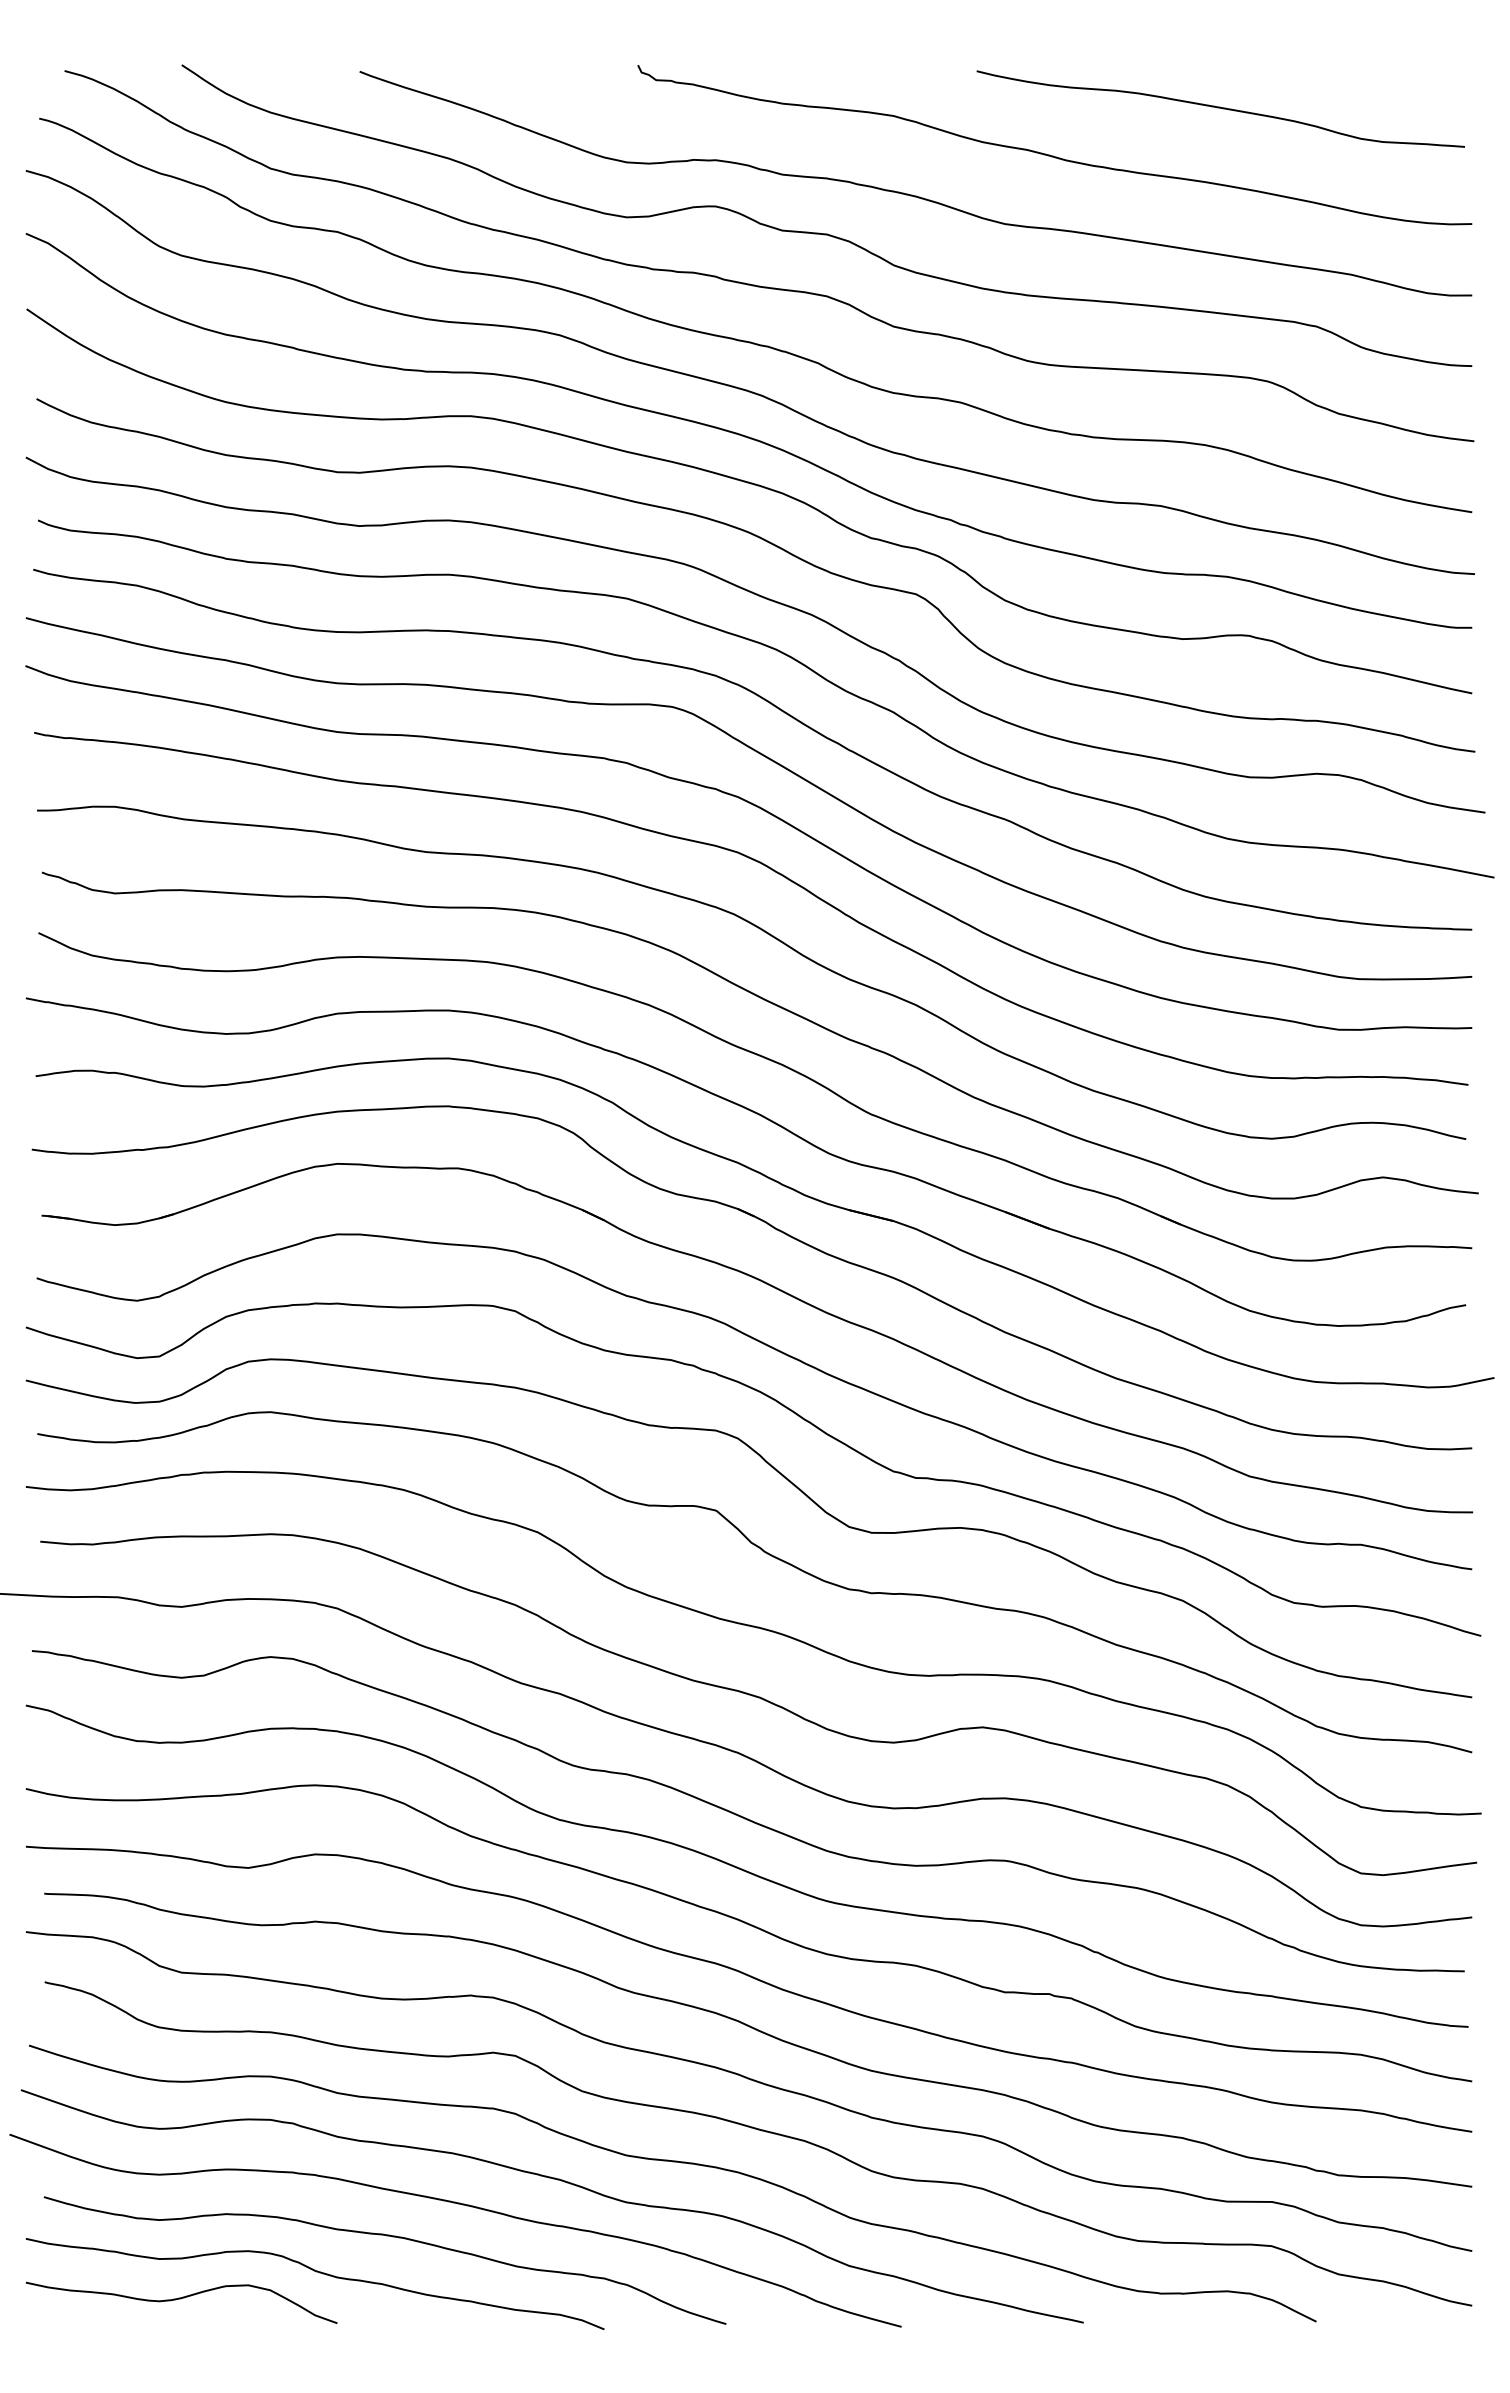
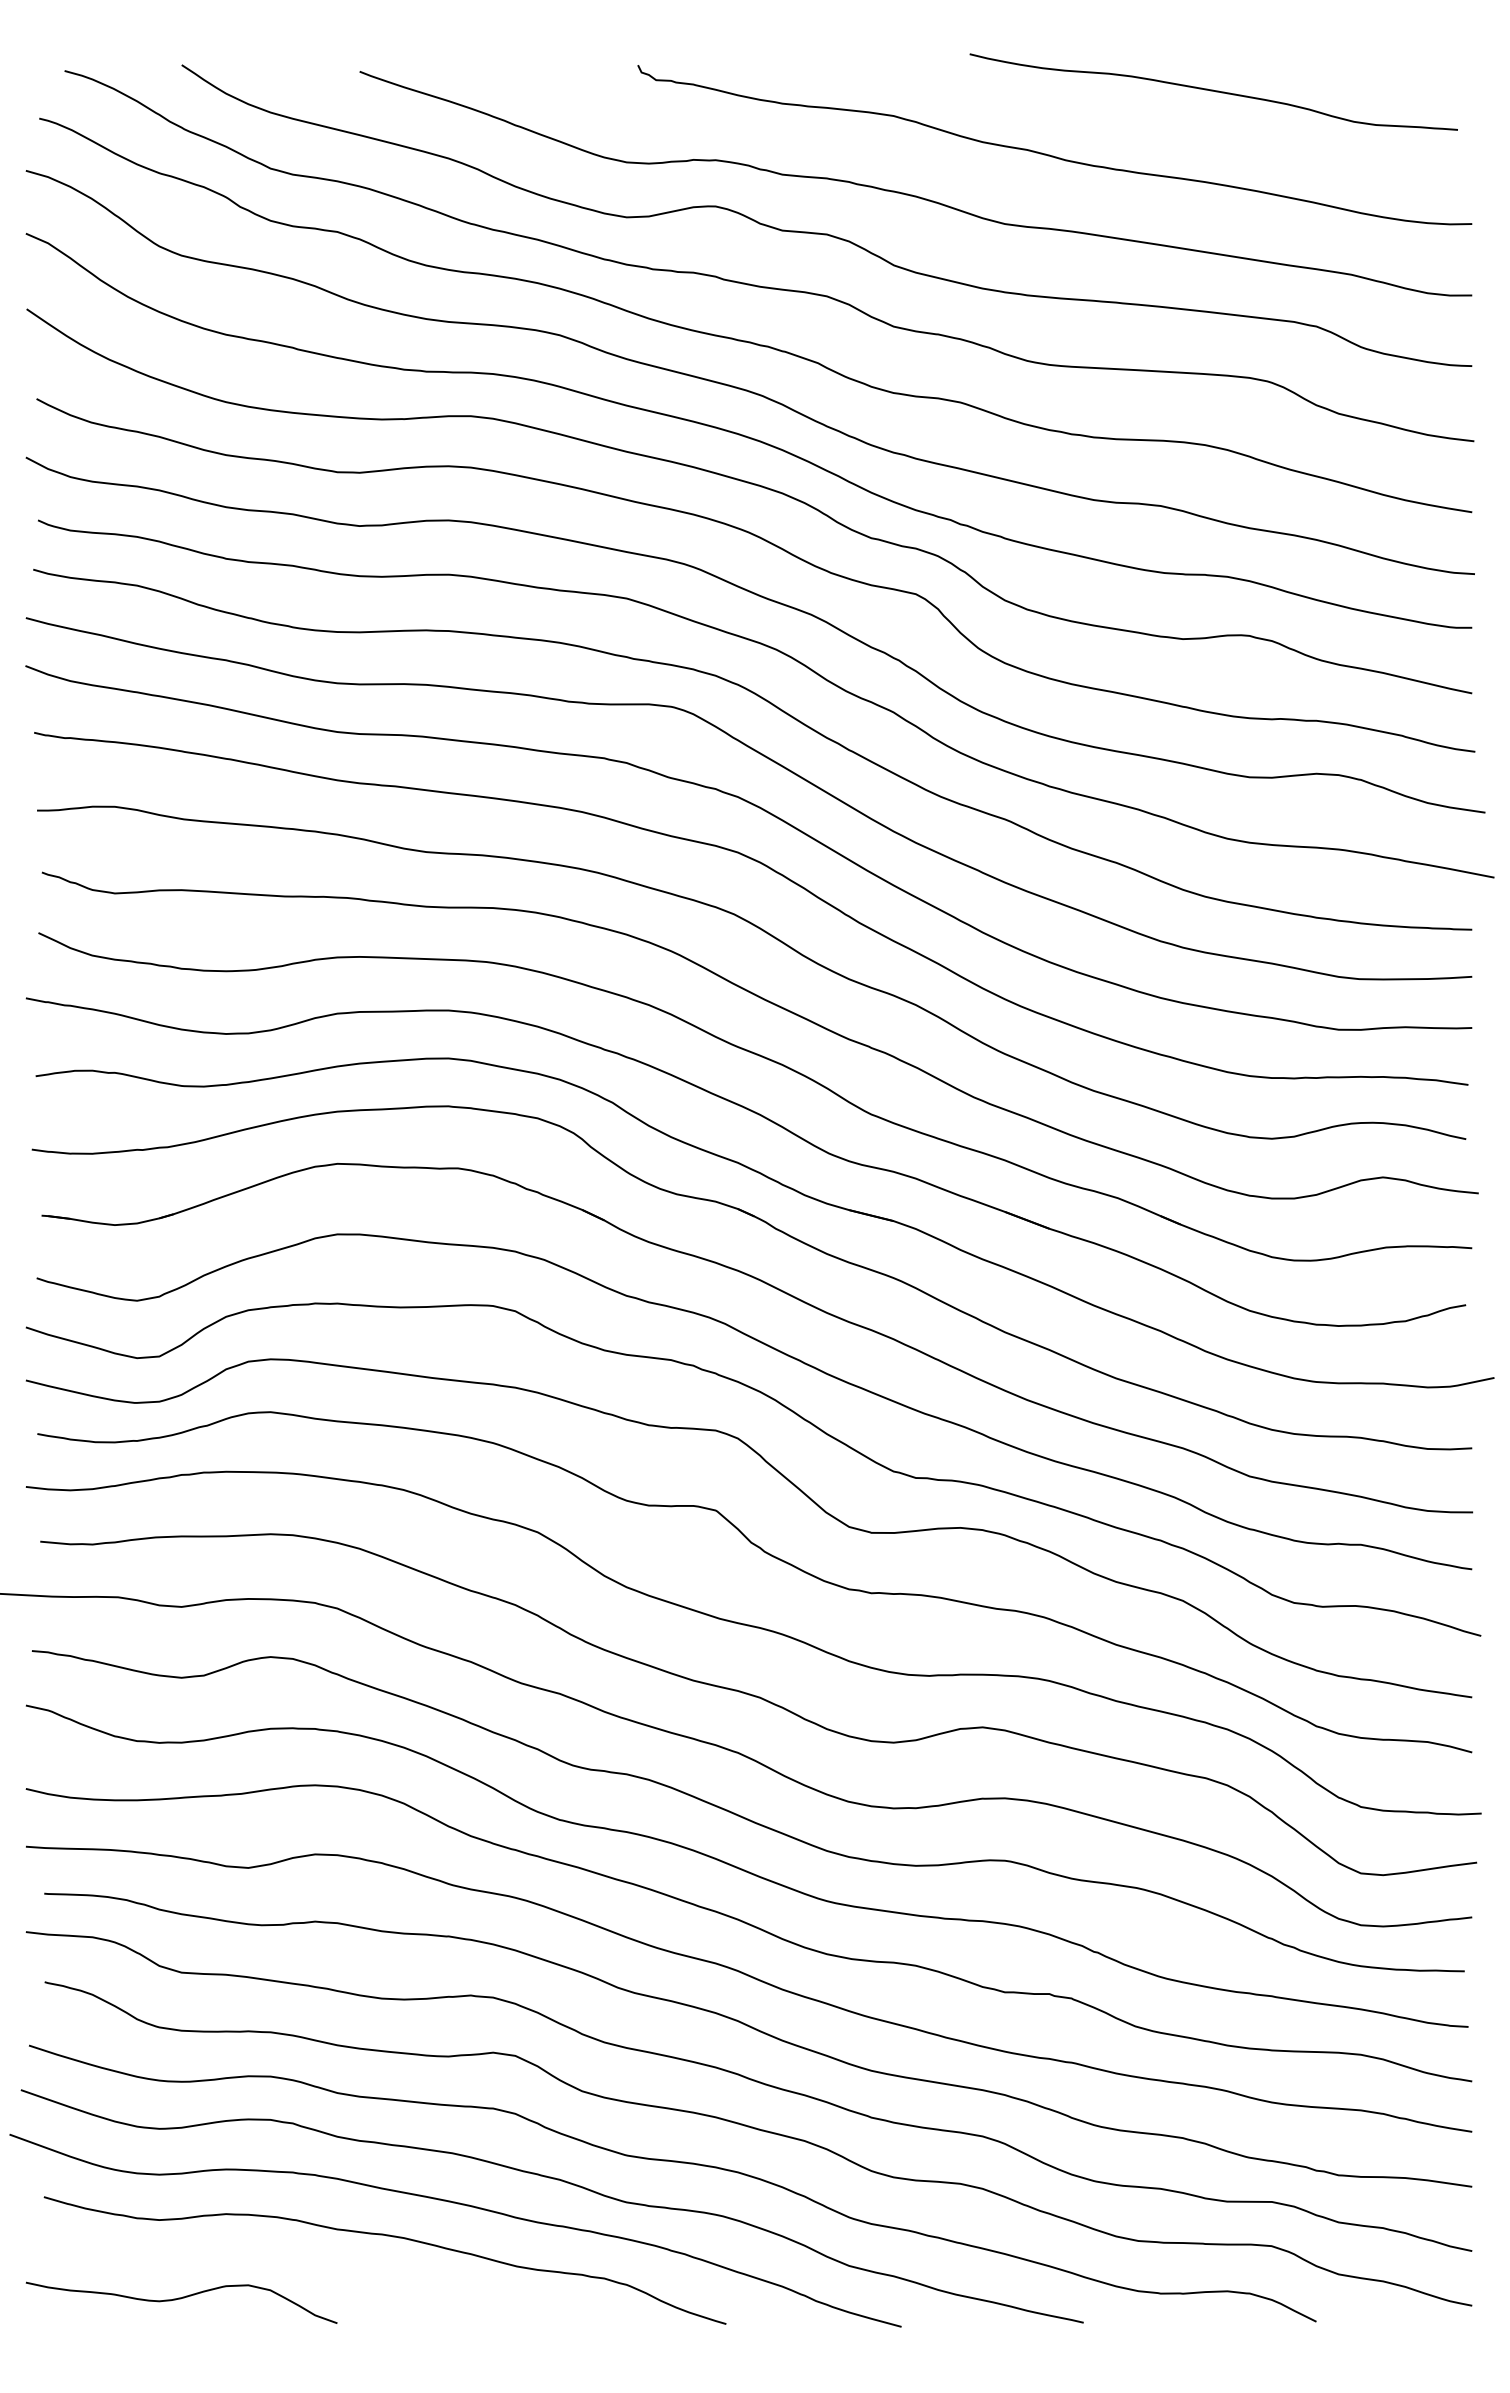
curve position: (1220, 108) -> (1213, 91) (1213, 91)
curve: present -> none (319, 2273)
